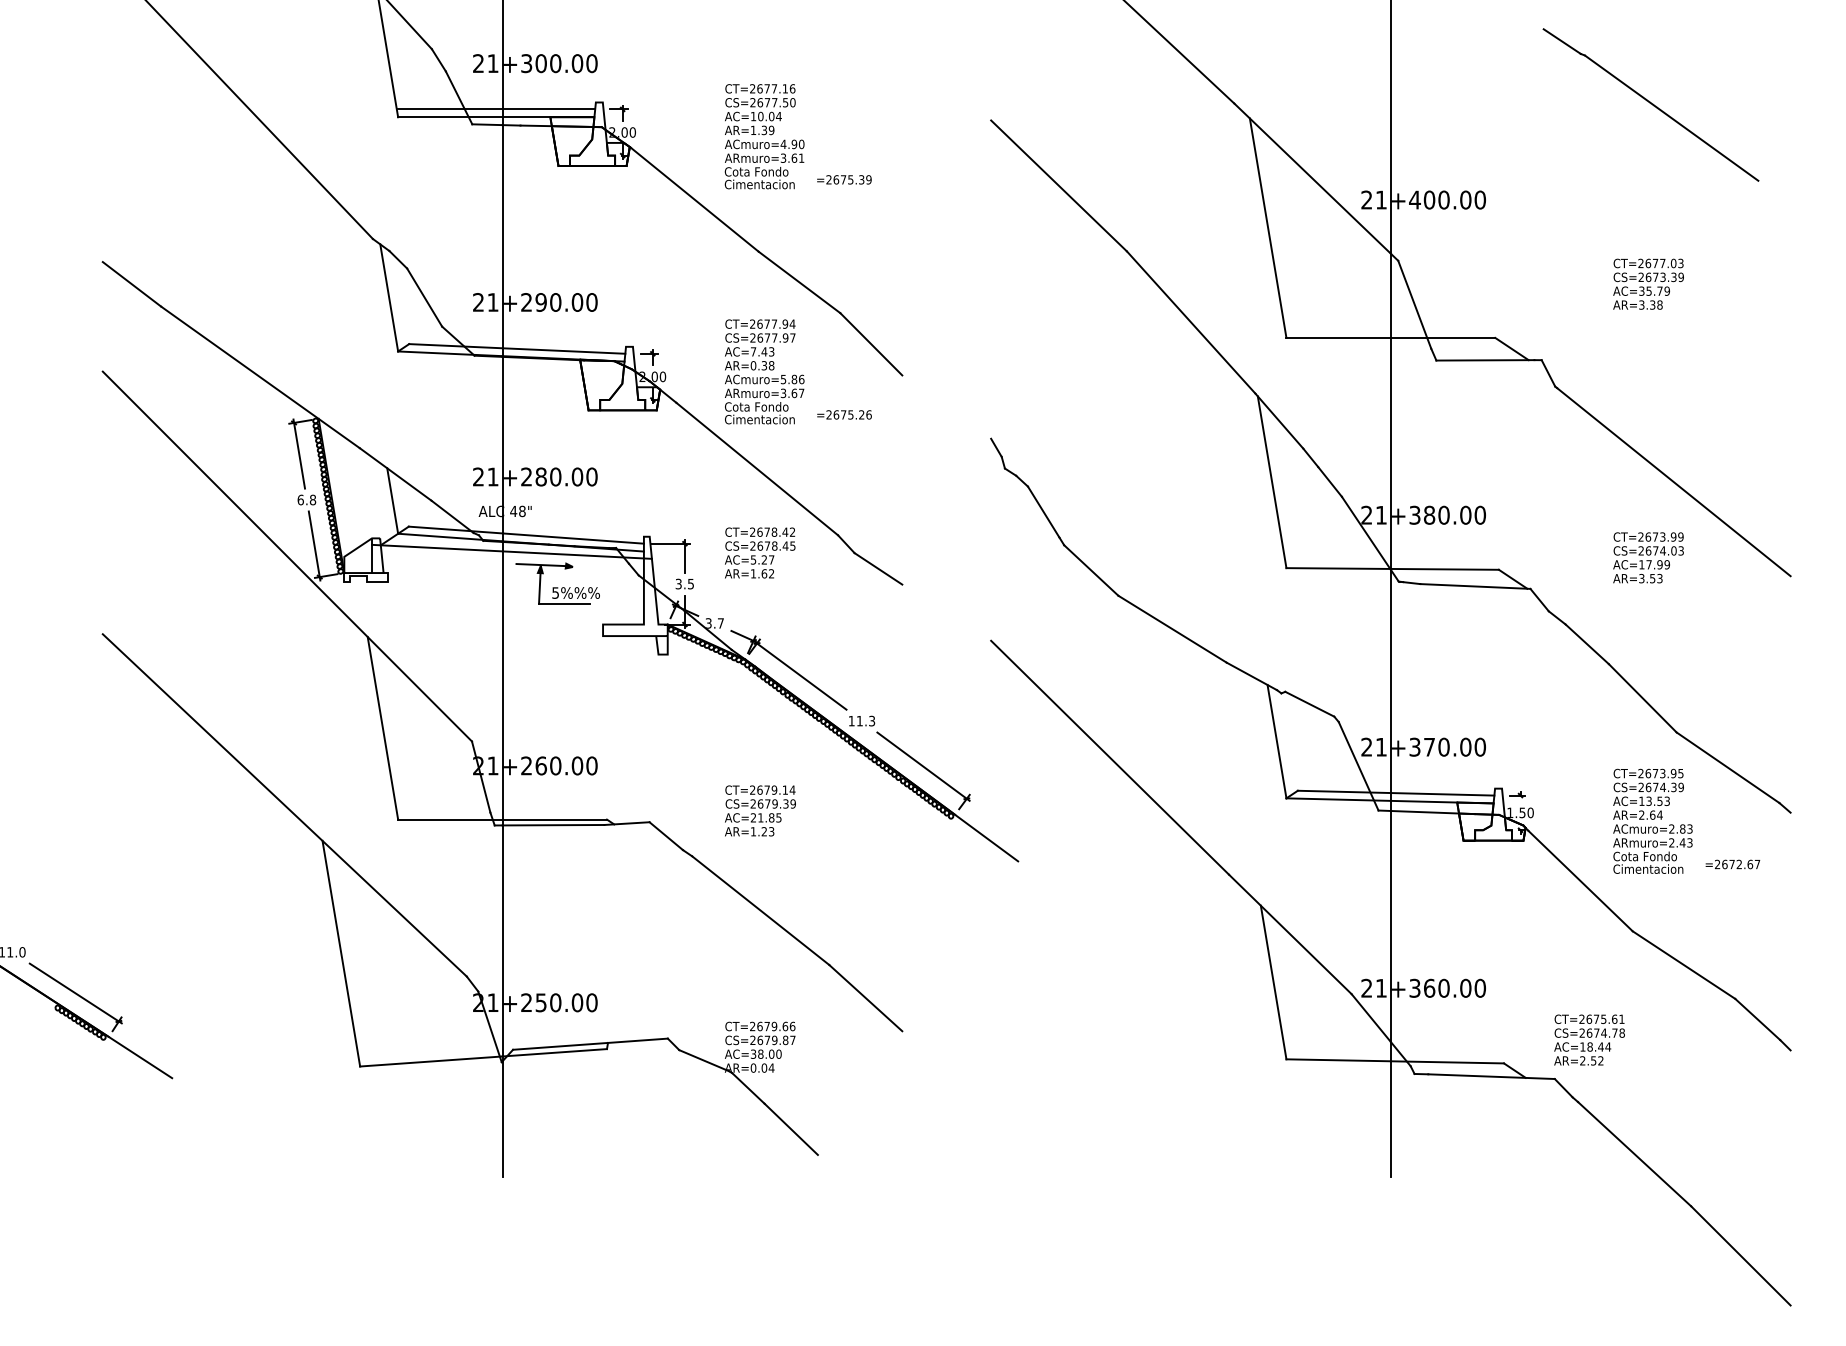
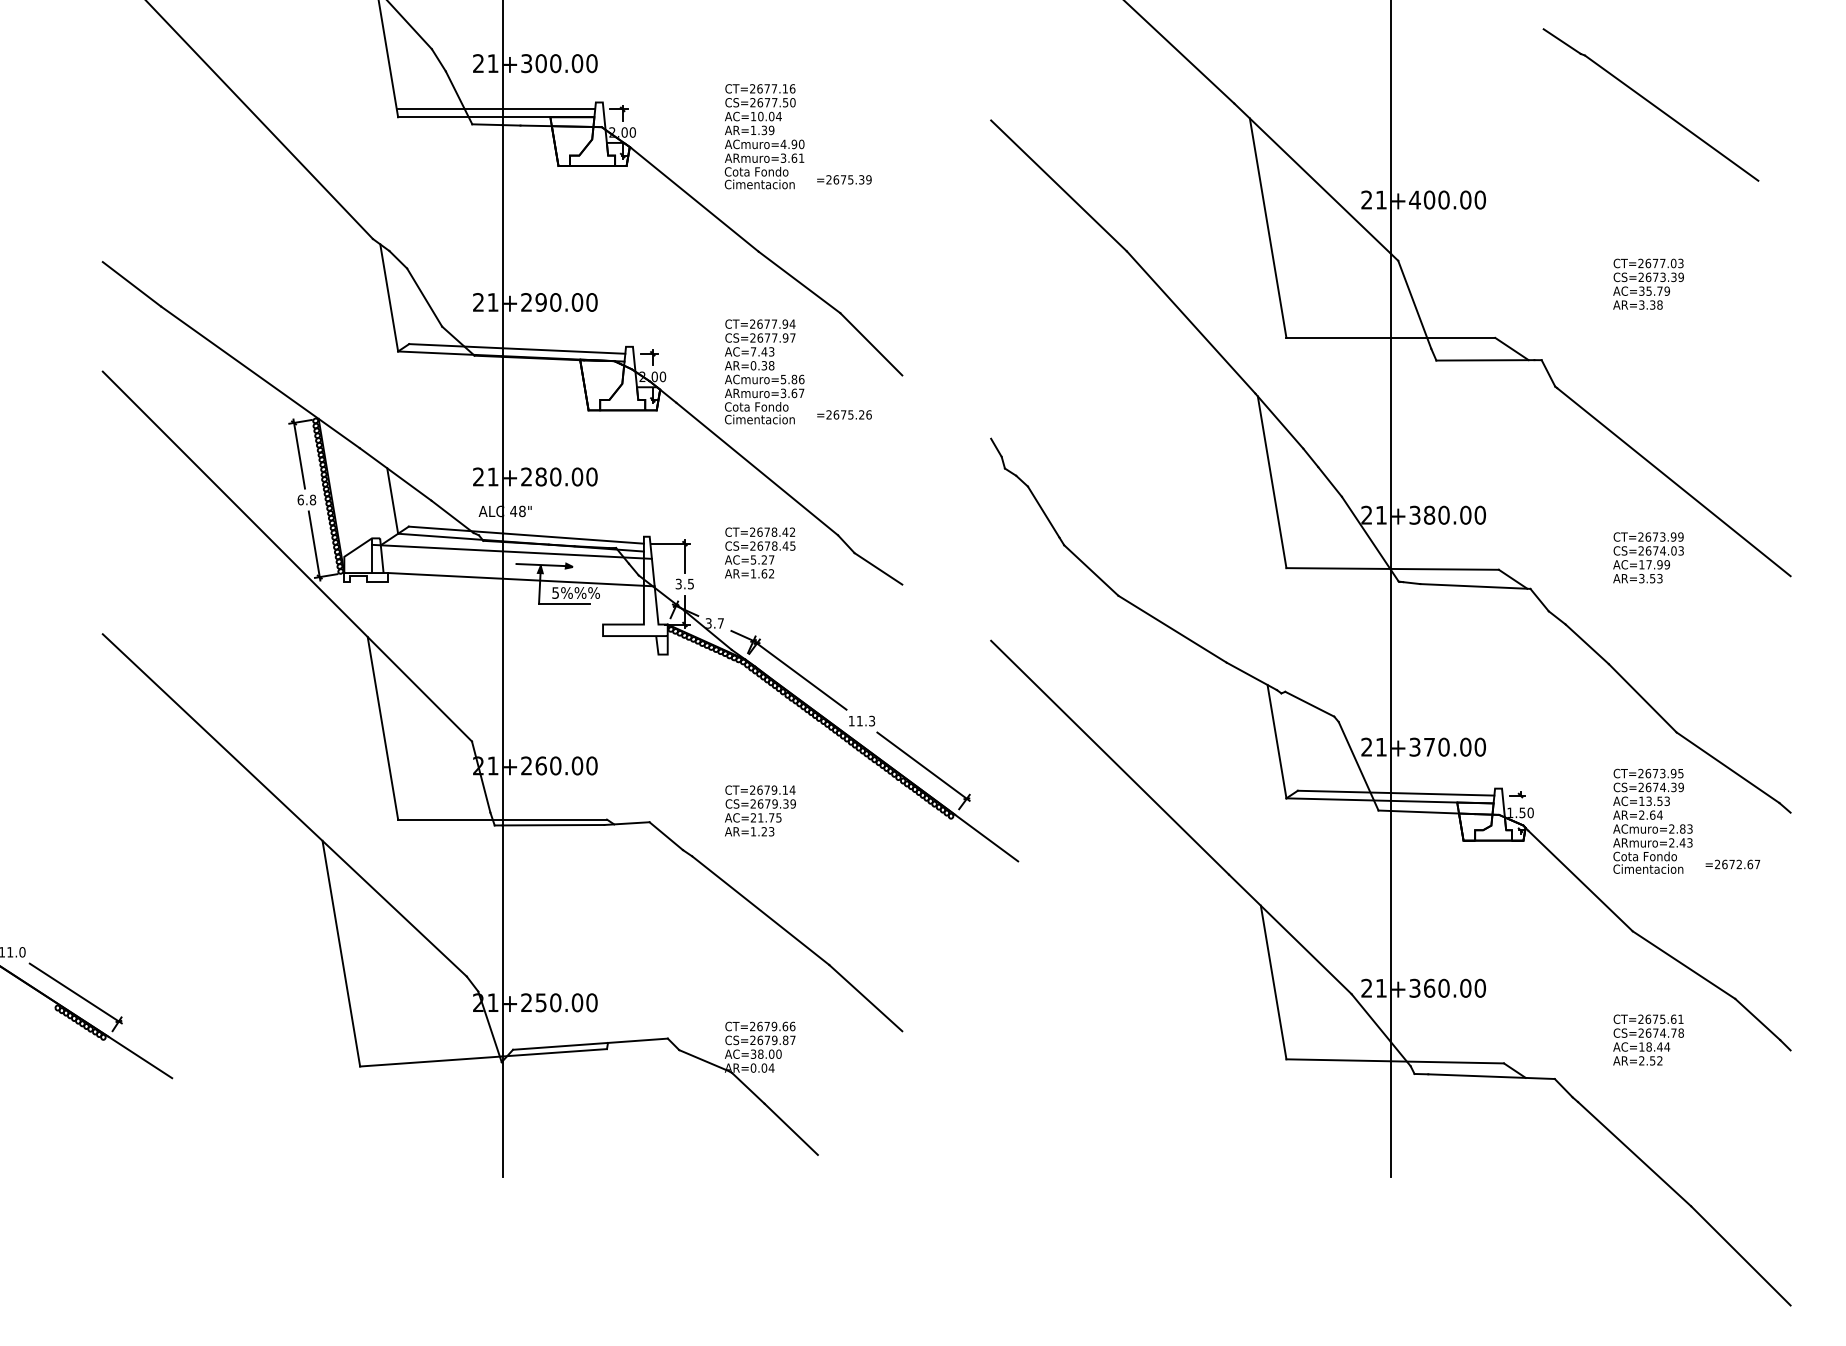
line: none -> present (521, 579)
text: AC=21.85 -> AC=21.75 (771, 817)
text position: (1589, 1039) -> (1648, 1039) (1648, 1039)
